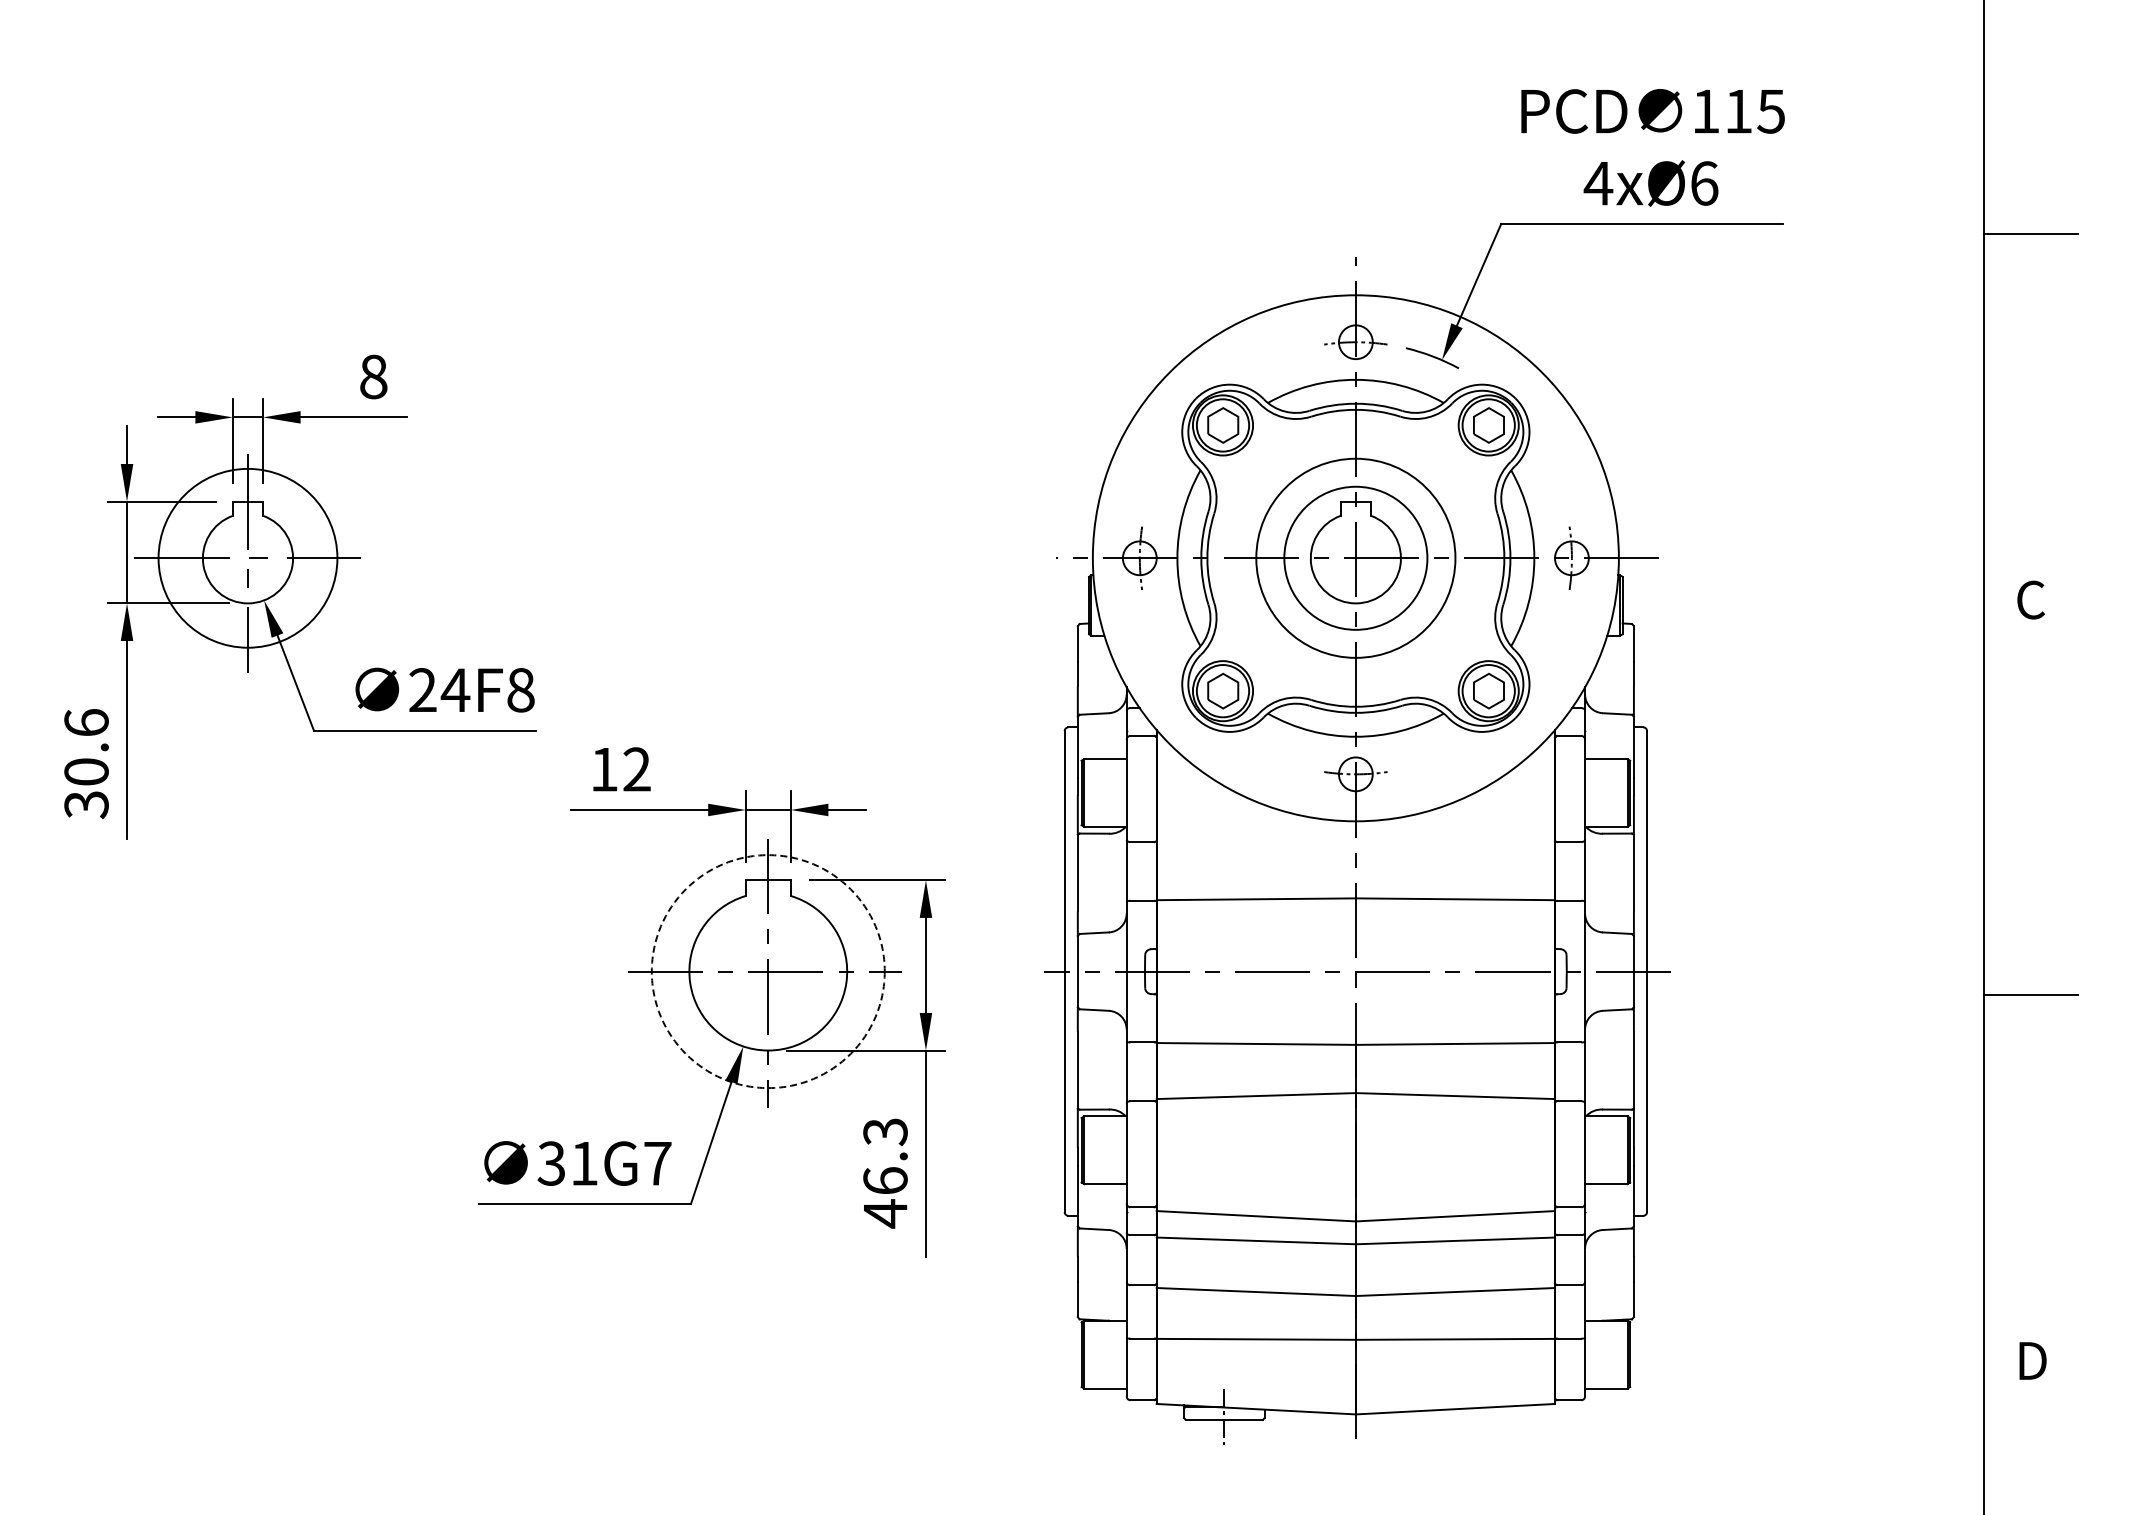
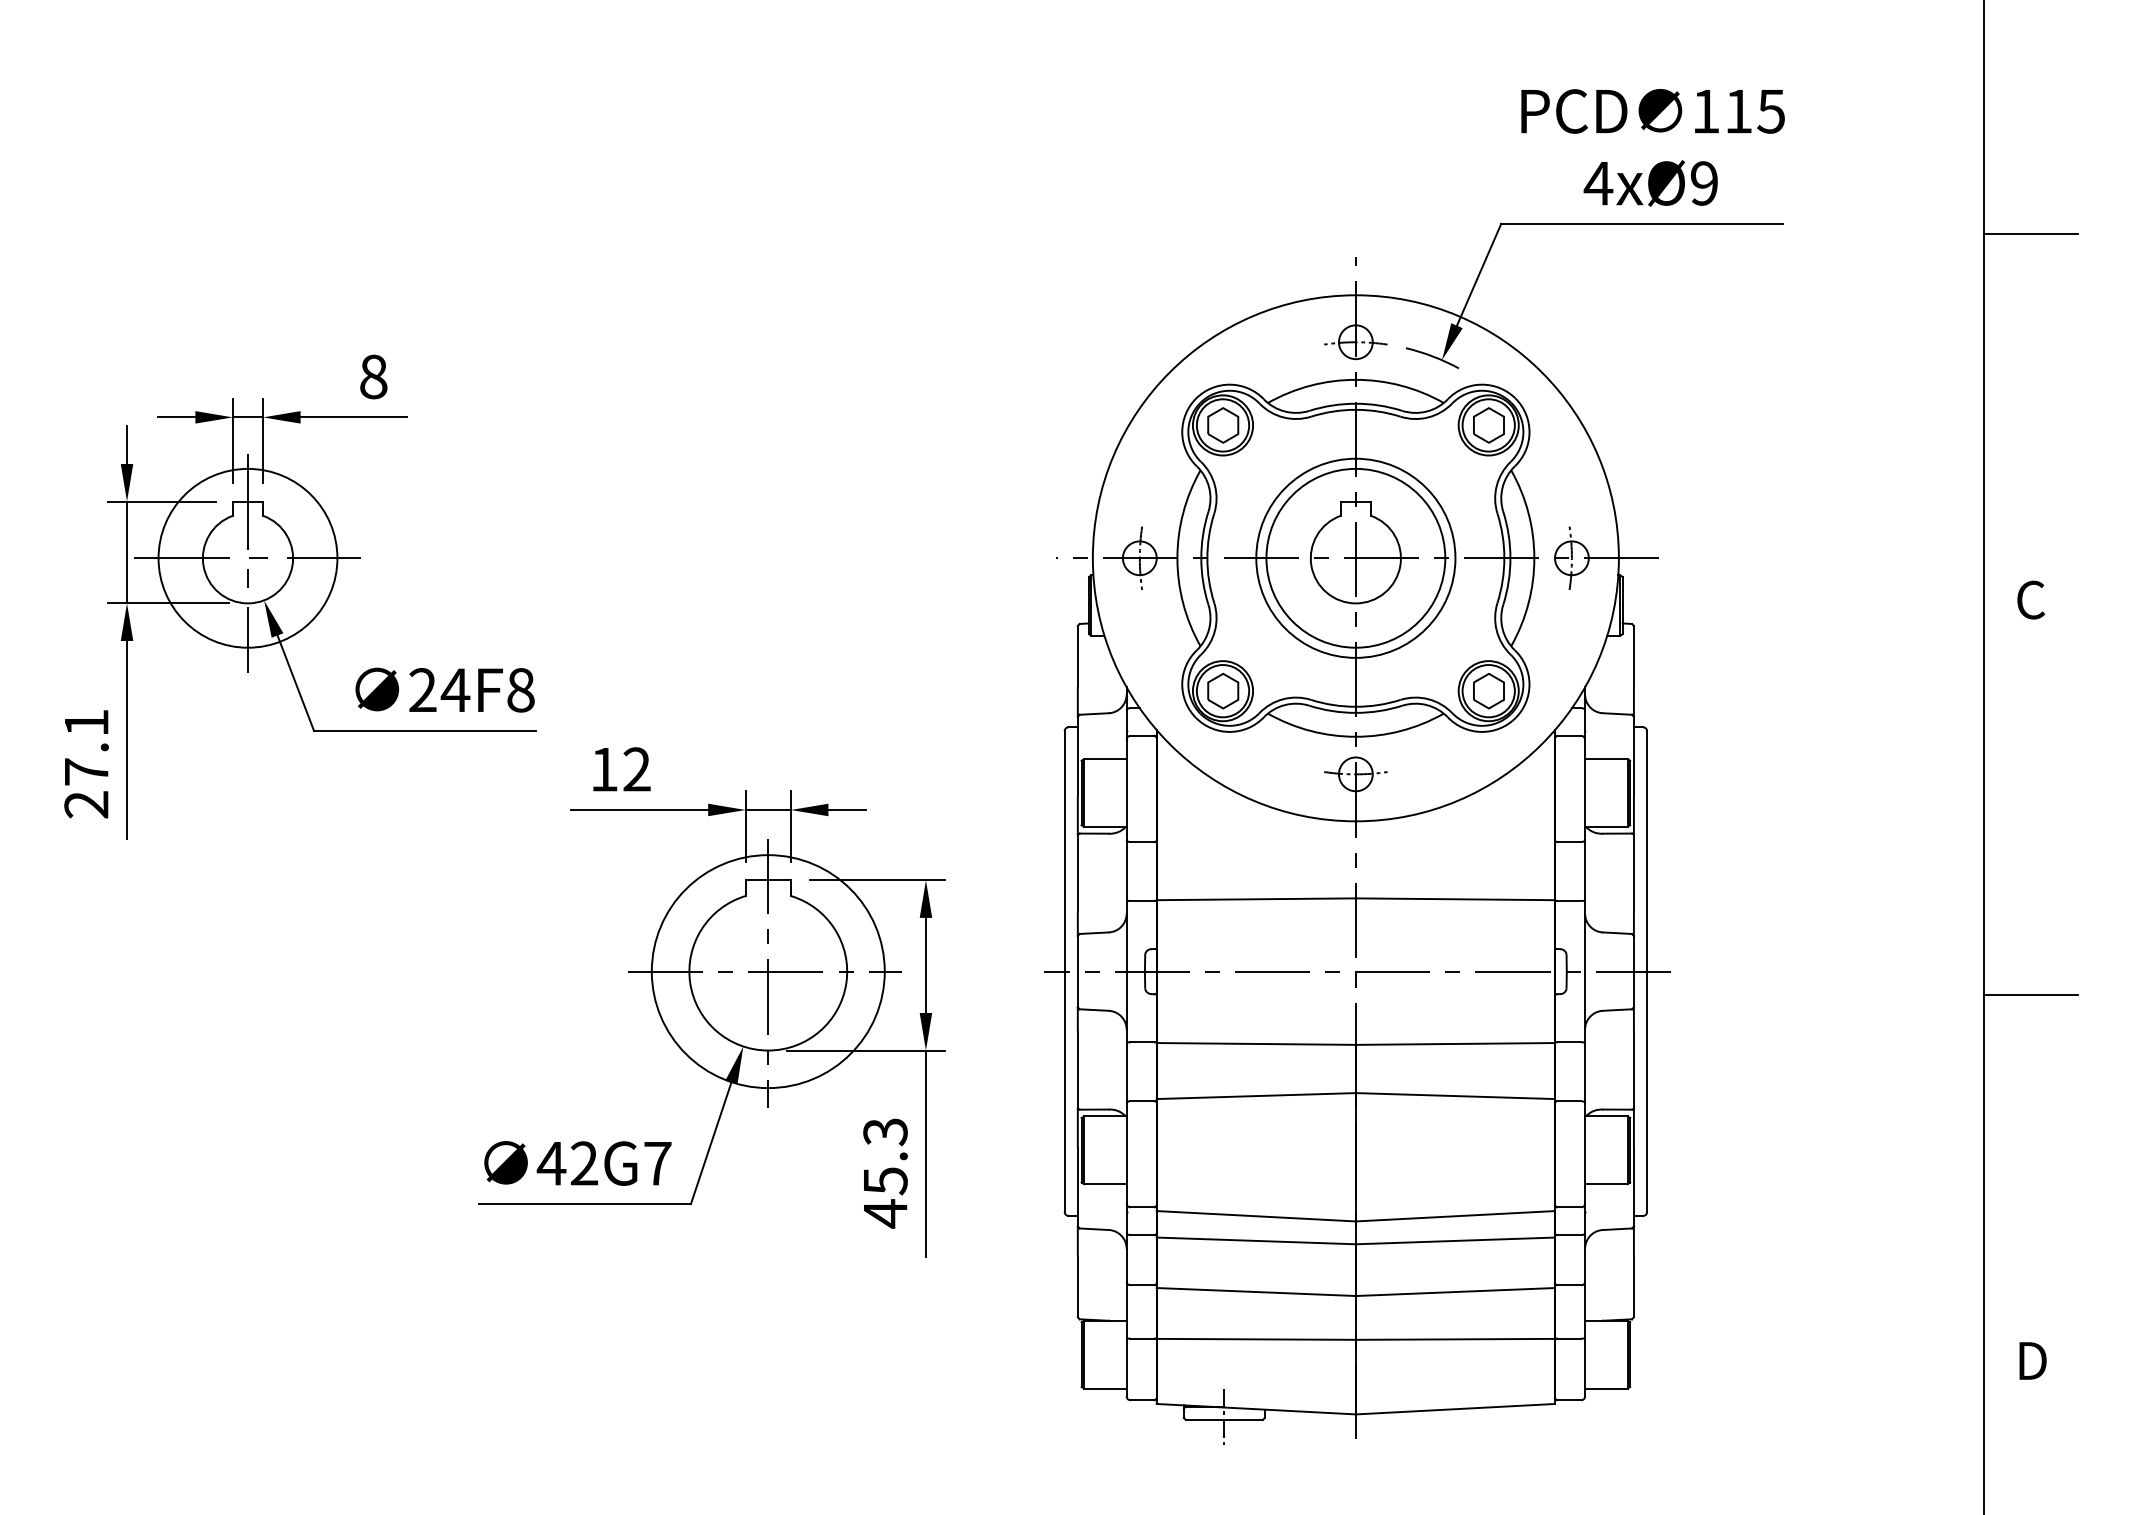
text: 4xØ6 -> 4xØ9 (1704, 183)
circle diameter: 143 px -> 179 px (1355, 557)
text: 30.6 -> 27.1 (86, 763)
circle: dashed -> solid (767, 971)
text: 31G7 -> 42G7 (566, 1163)
text: 46.3 -> 45.3 (885, 1181)
